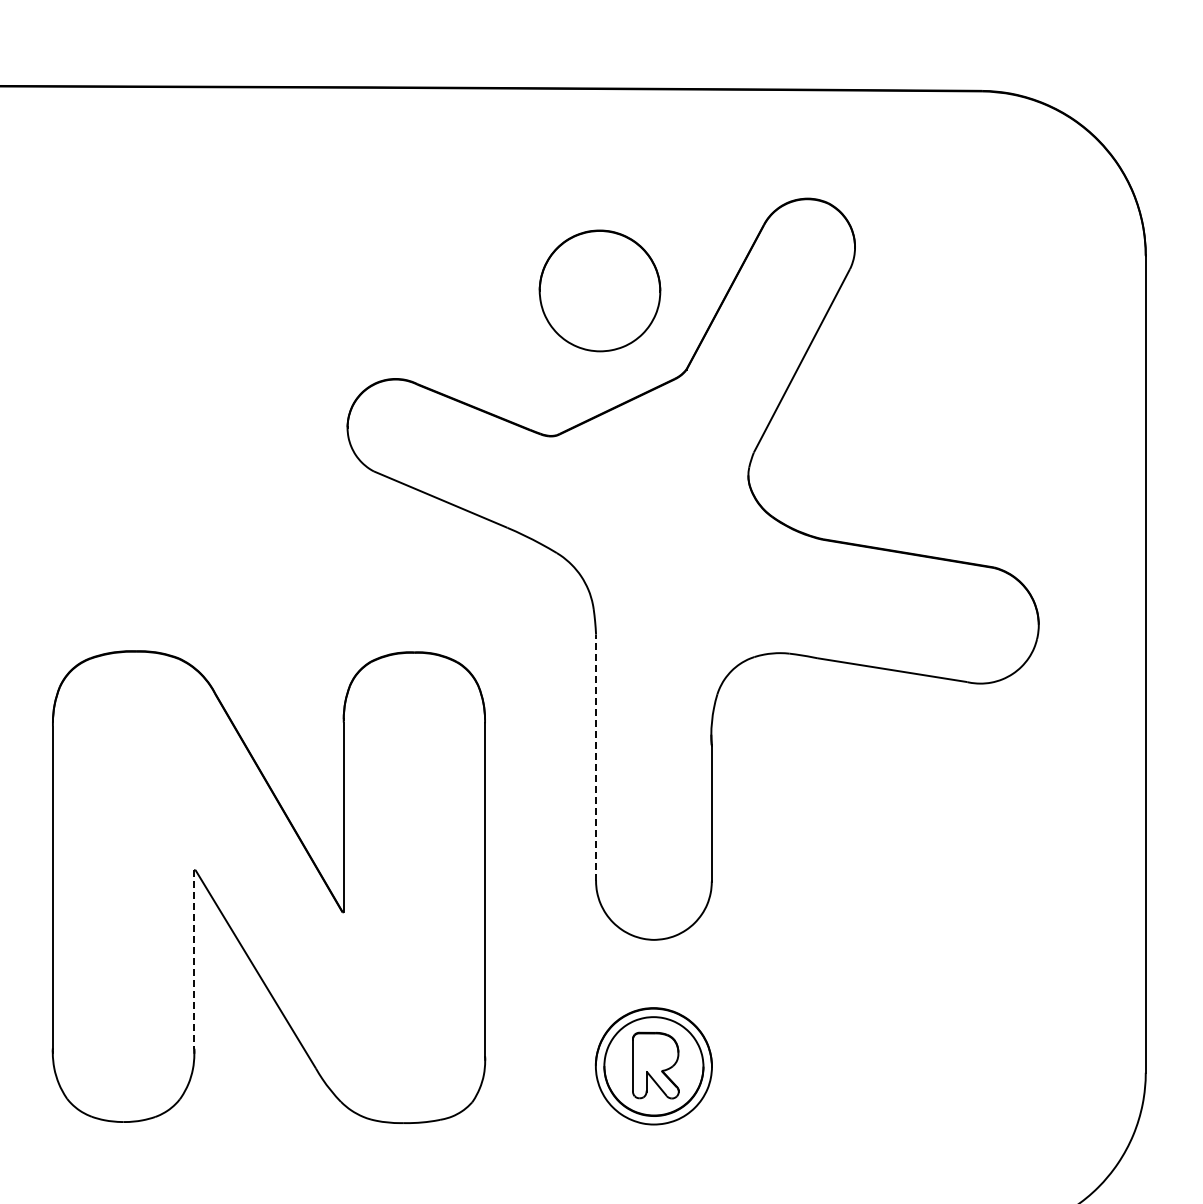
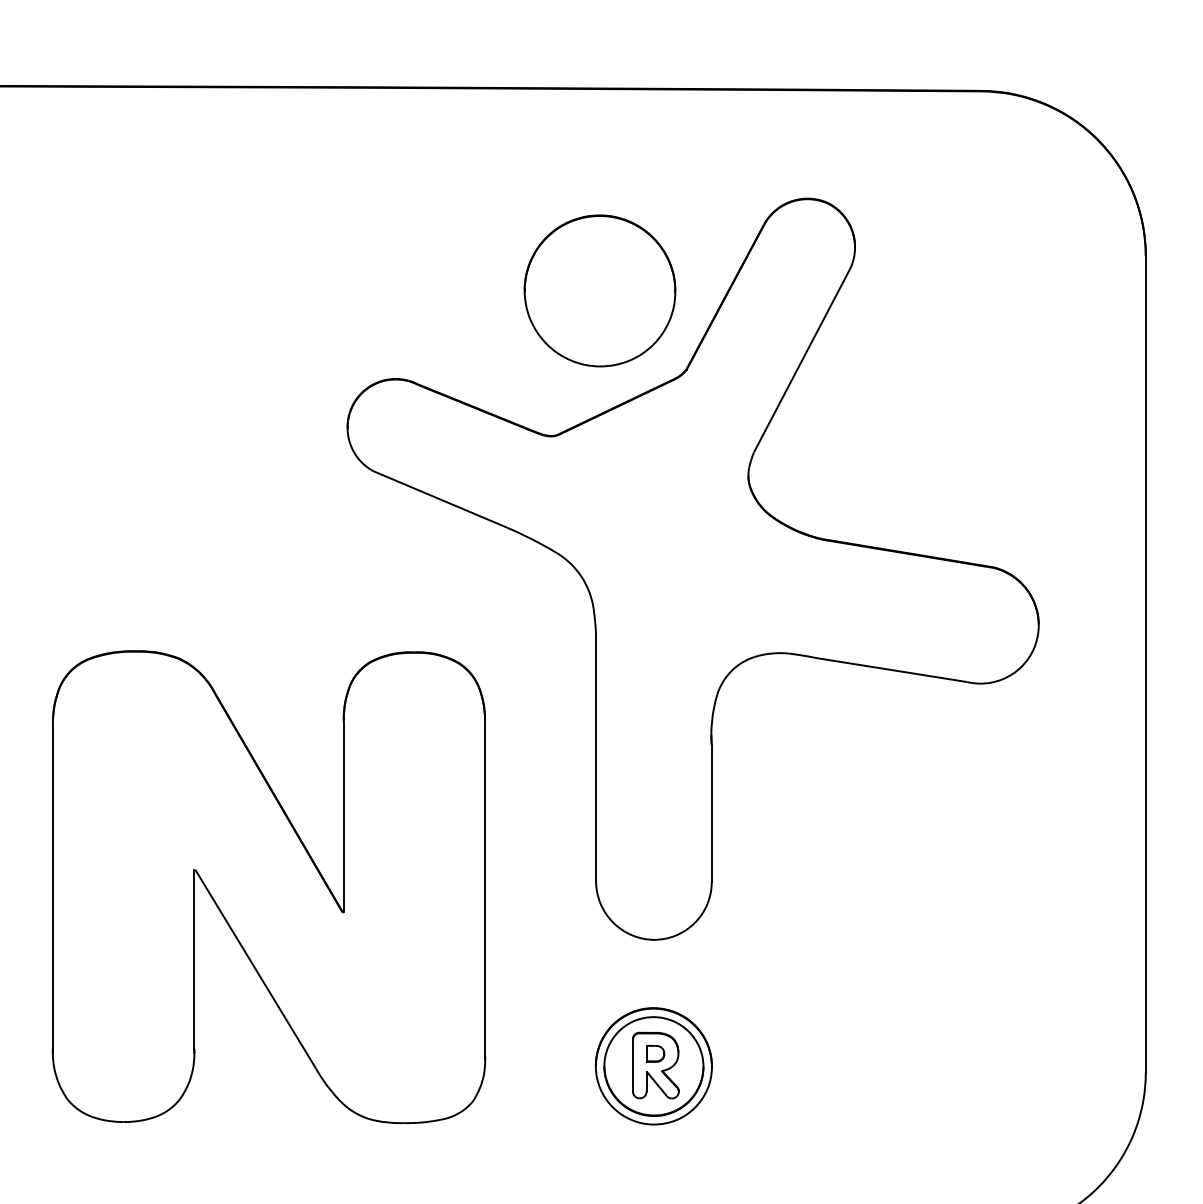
part size: 124x124 px -> 154x154 px (599, 290)
line: dashed -> solid (596, 757)
line: dashed -> solid (194, 959)
part: none -> present (655, 1053)
